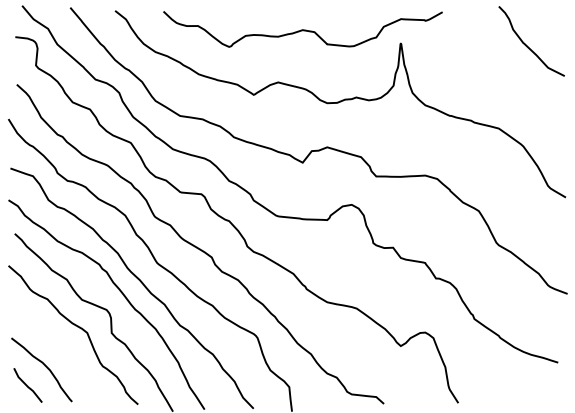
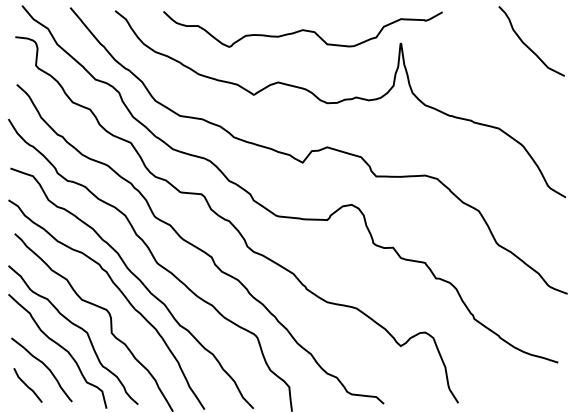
curve: none -> present (60, 347)
